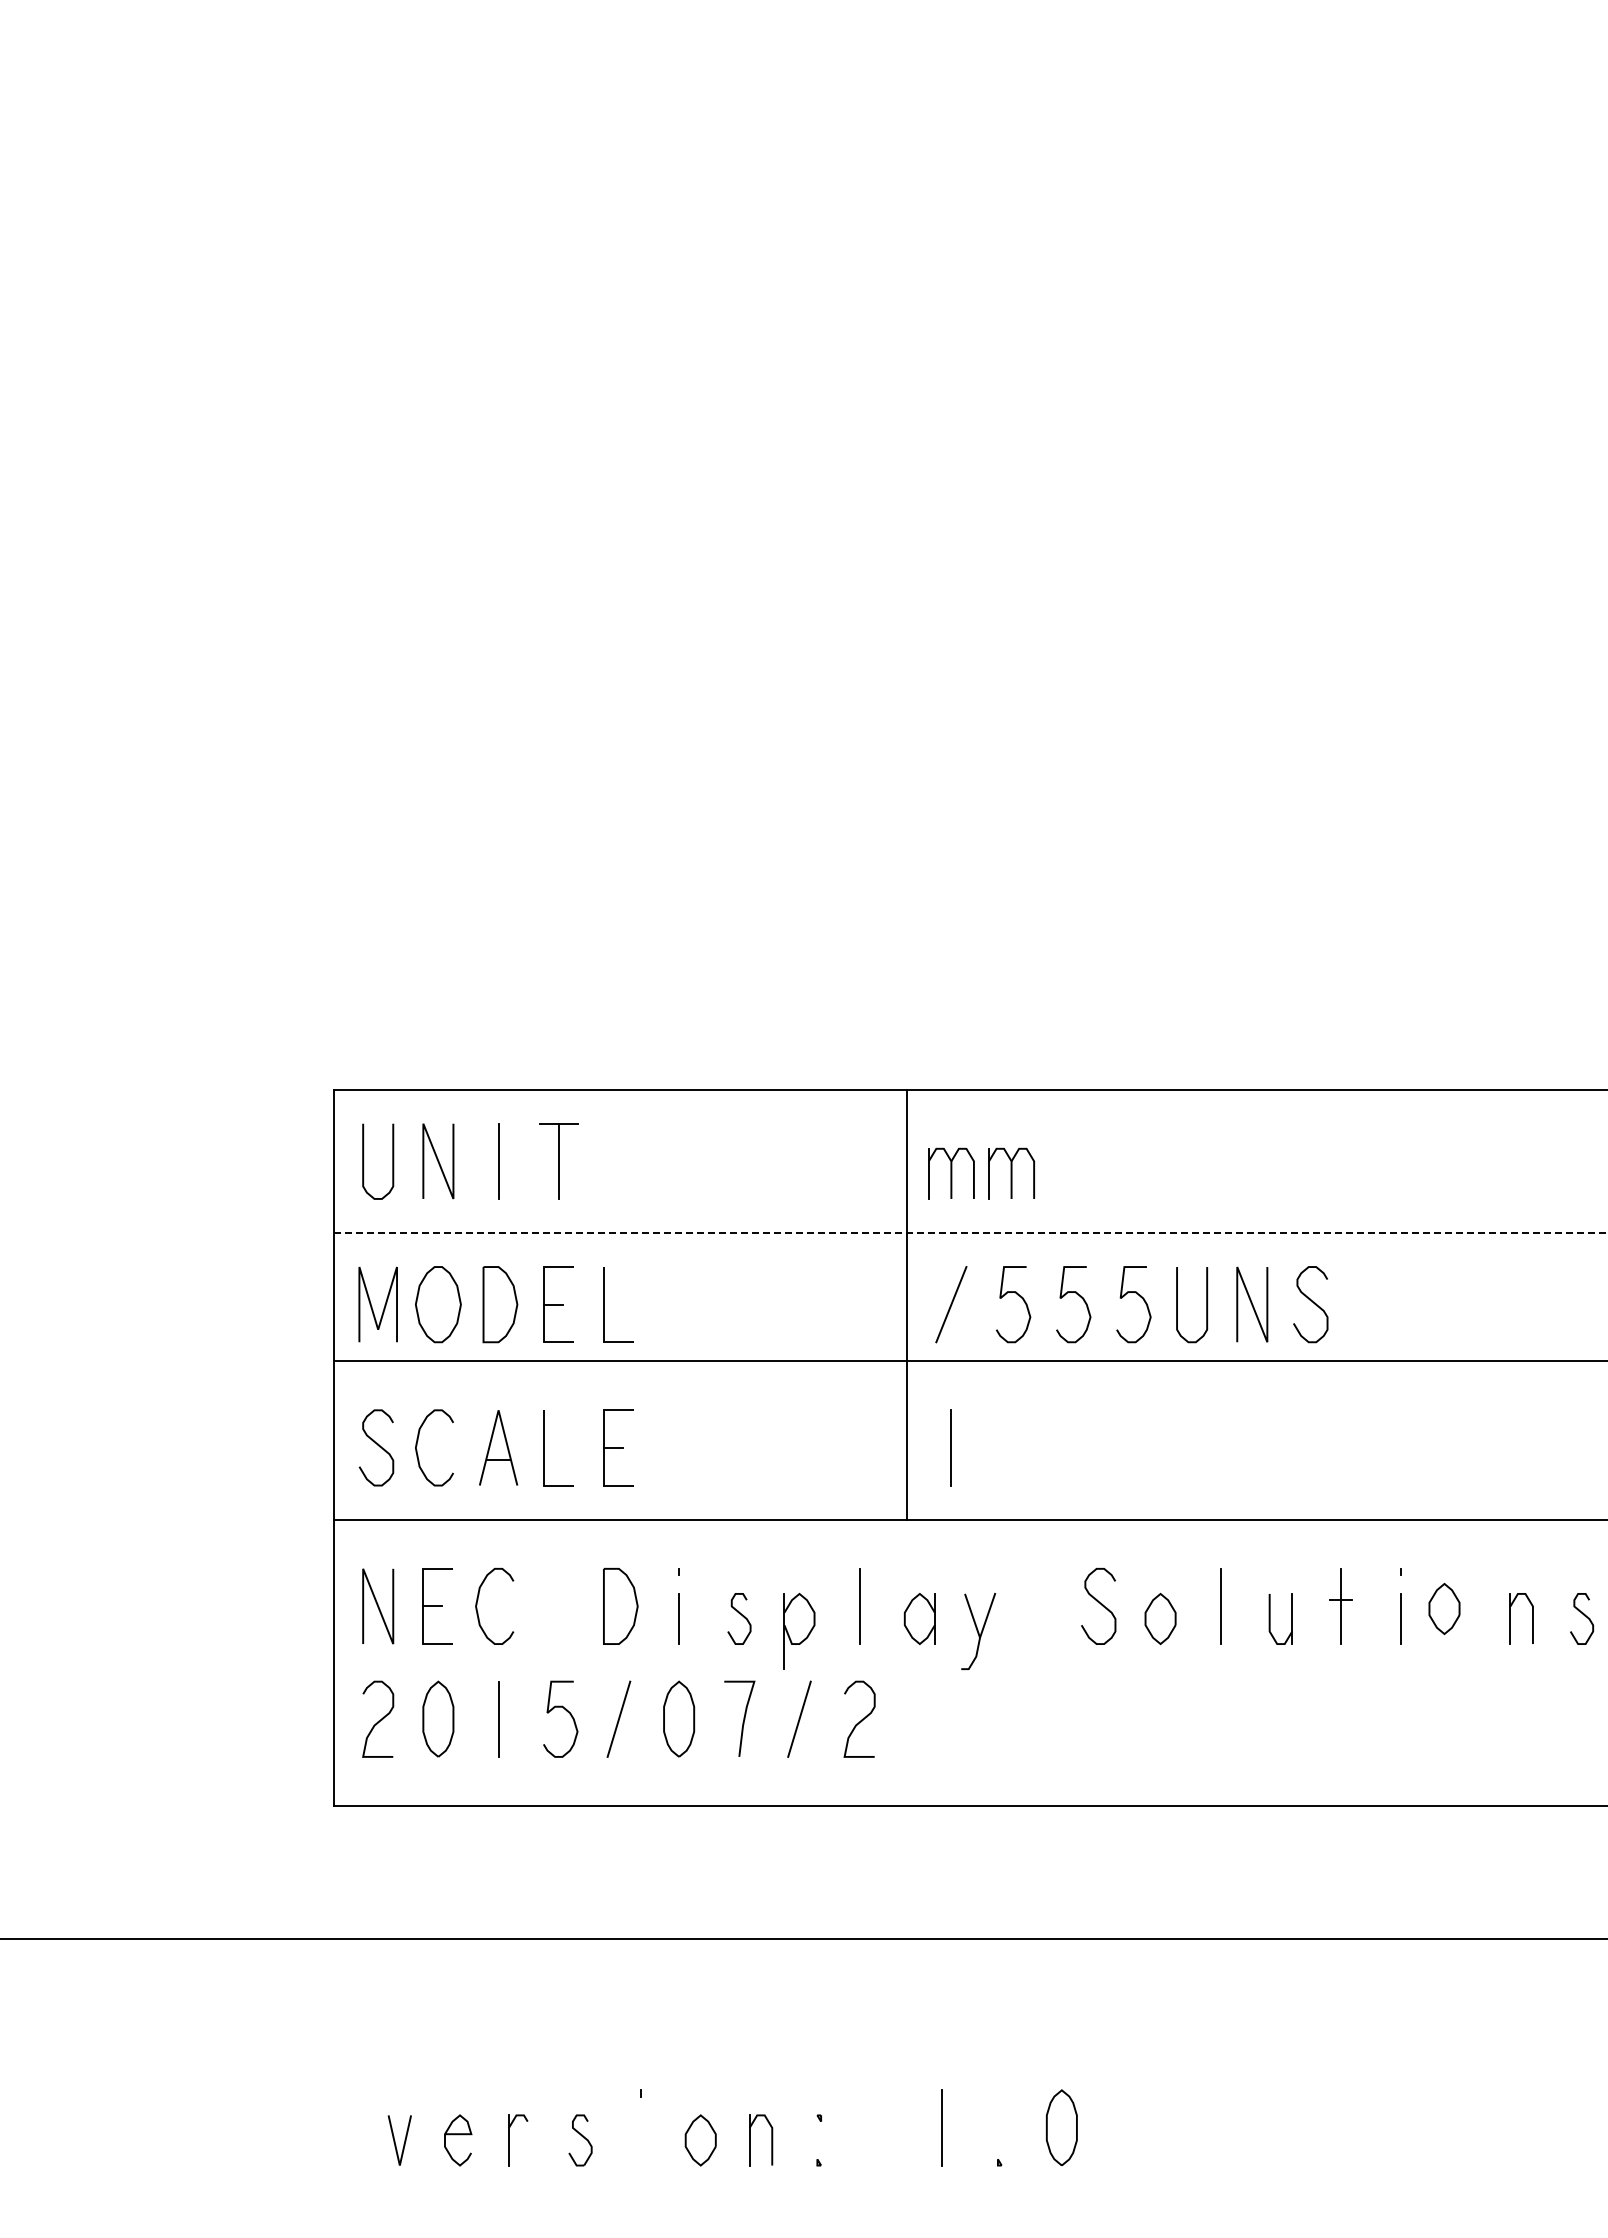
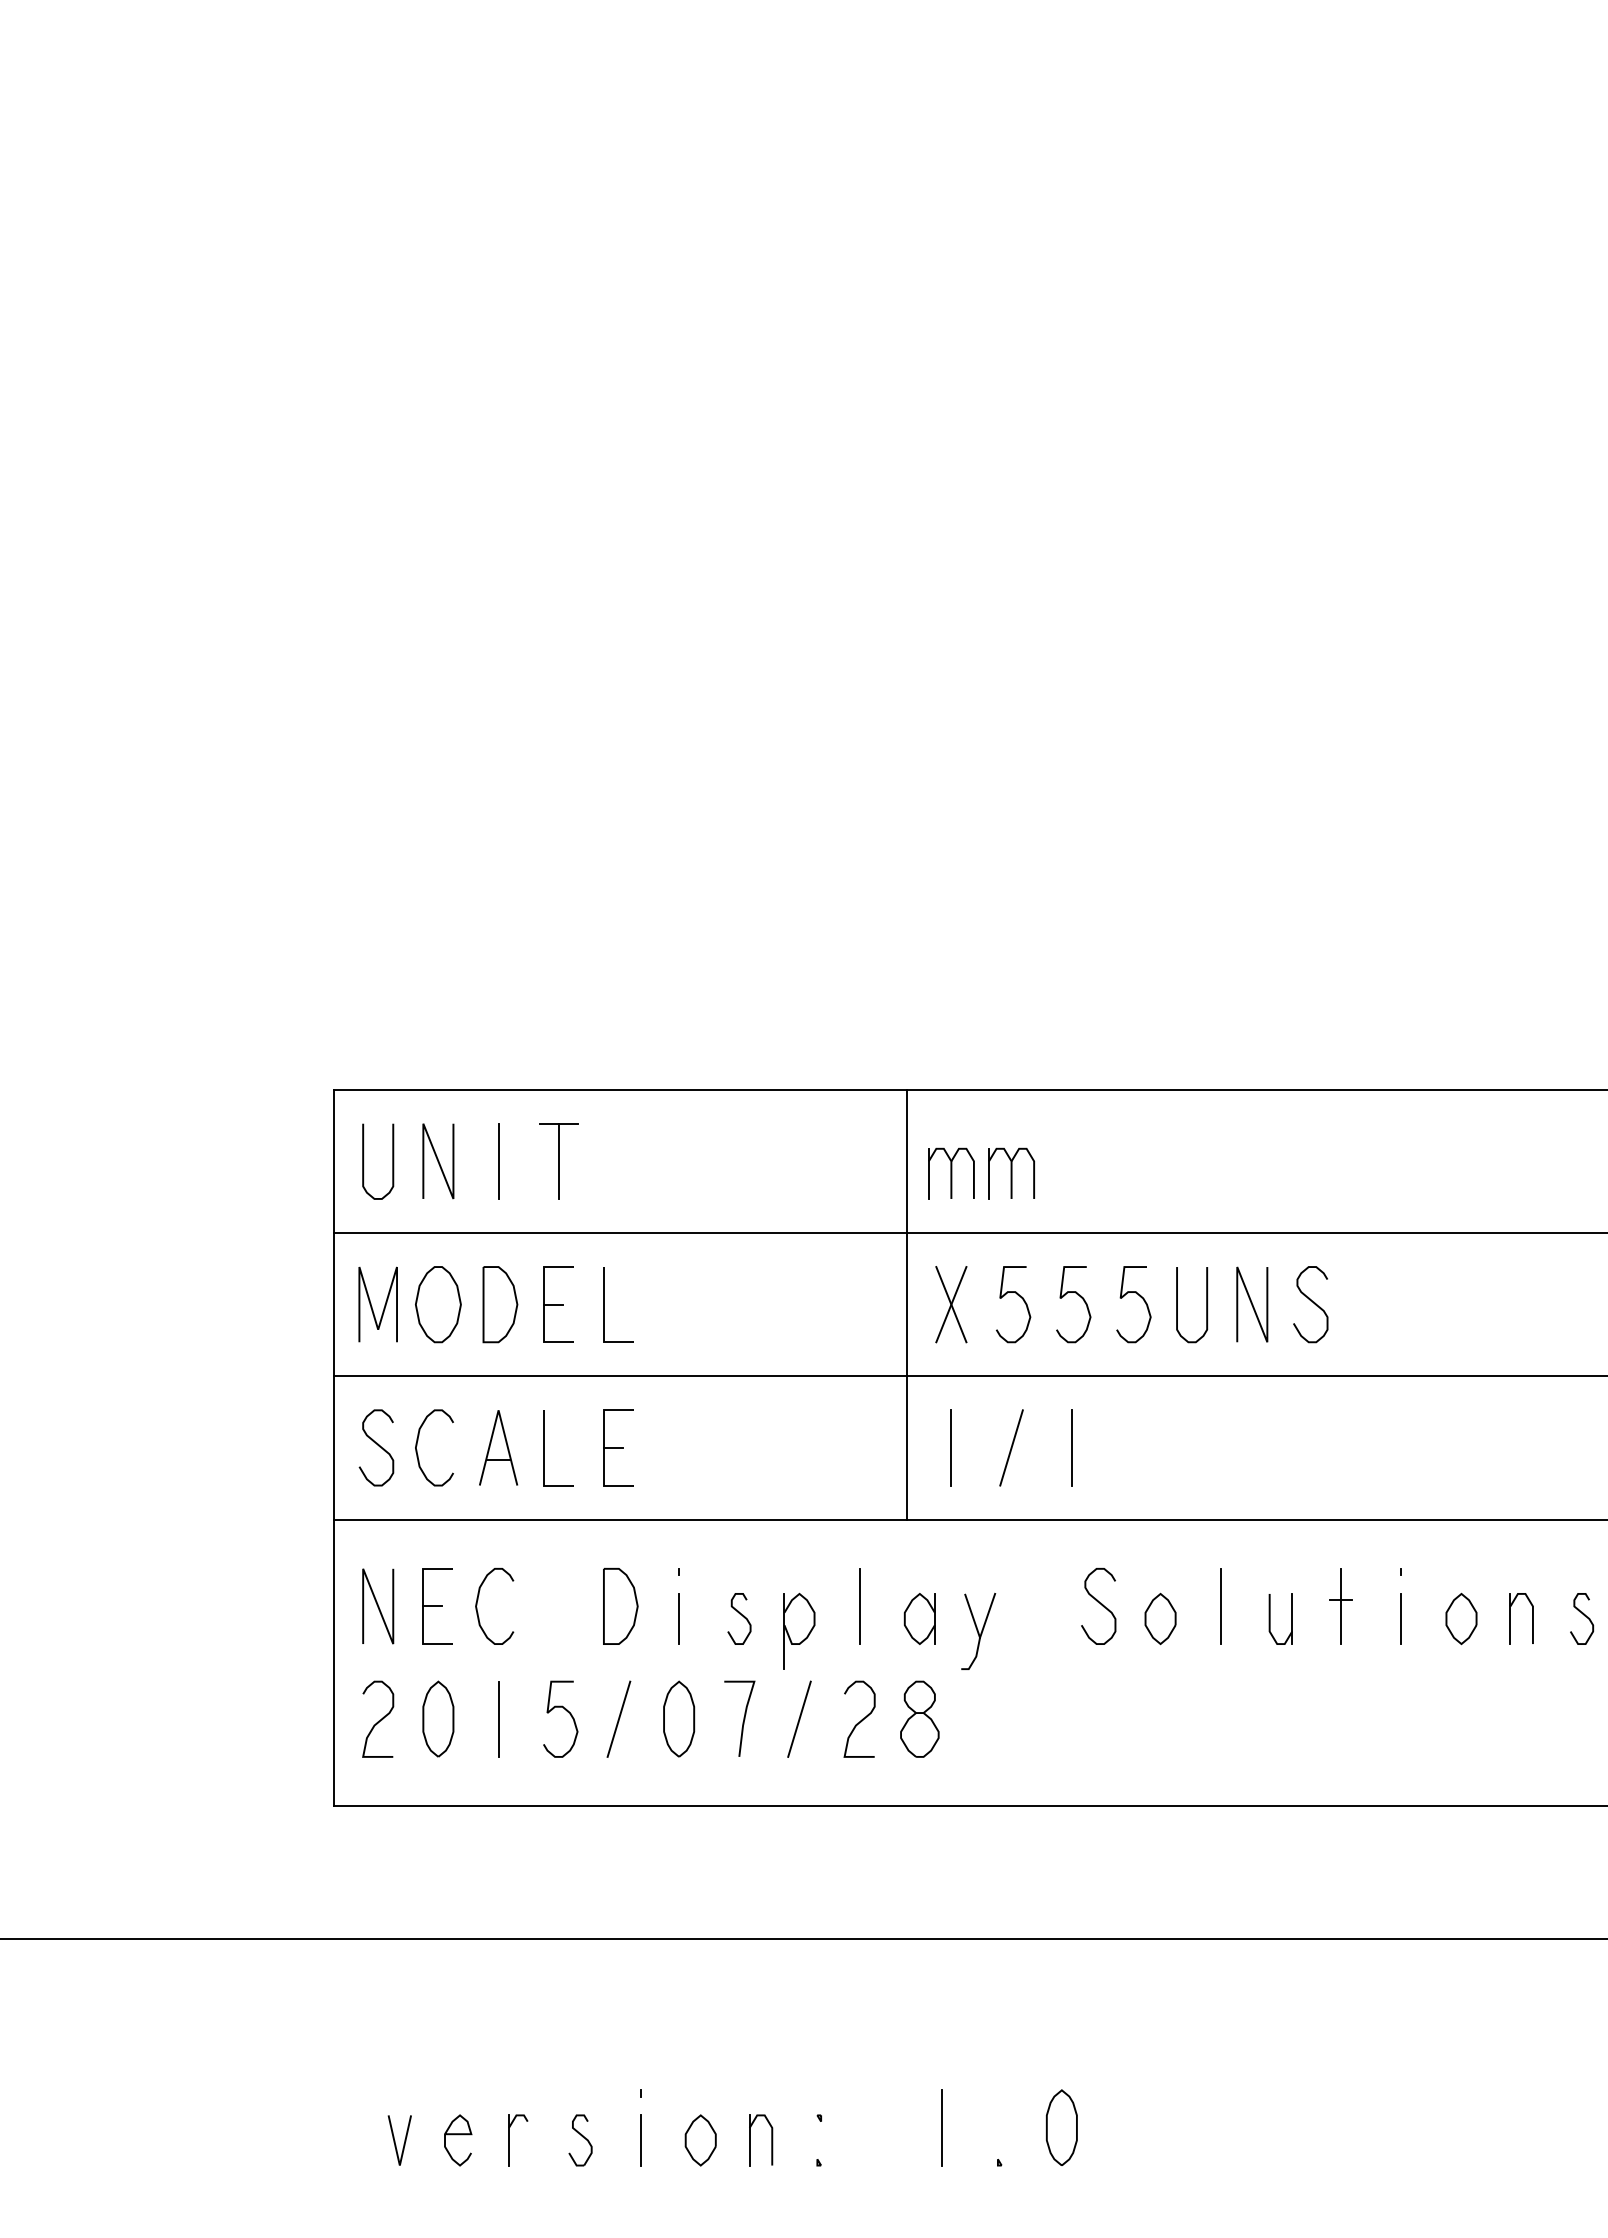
line: dashed -> solid (970, 1233)
line: none -> present (951, 1304)
line position: (968, 1361) -> (968, 1376) (968, 1376)
line: none -> present (1011, 1447)
line: none -> present (1071, 1447)
part position: (1444, 1608) -> (1461, 1618) (1461, 1618)
part: none -> present (919, 1718)
line: none -> present (640, 2140)
